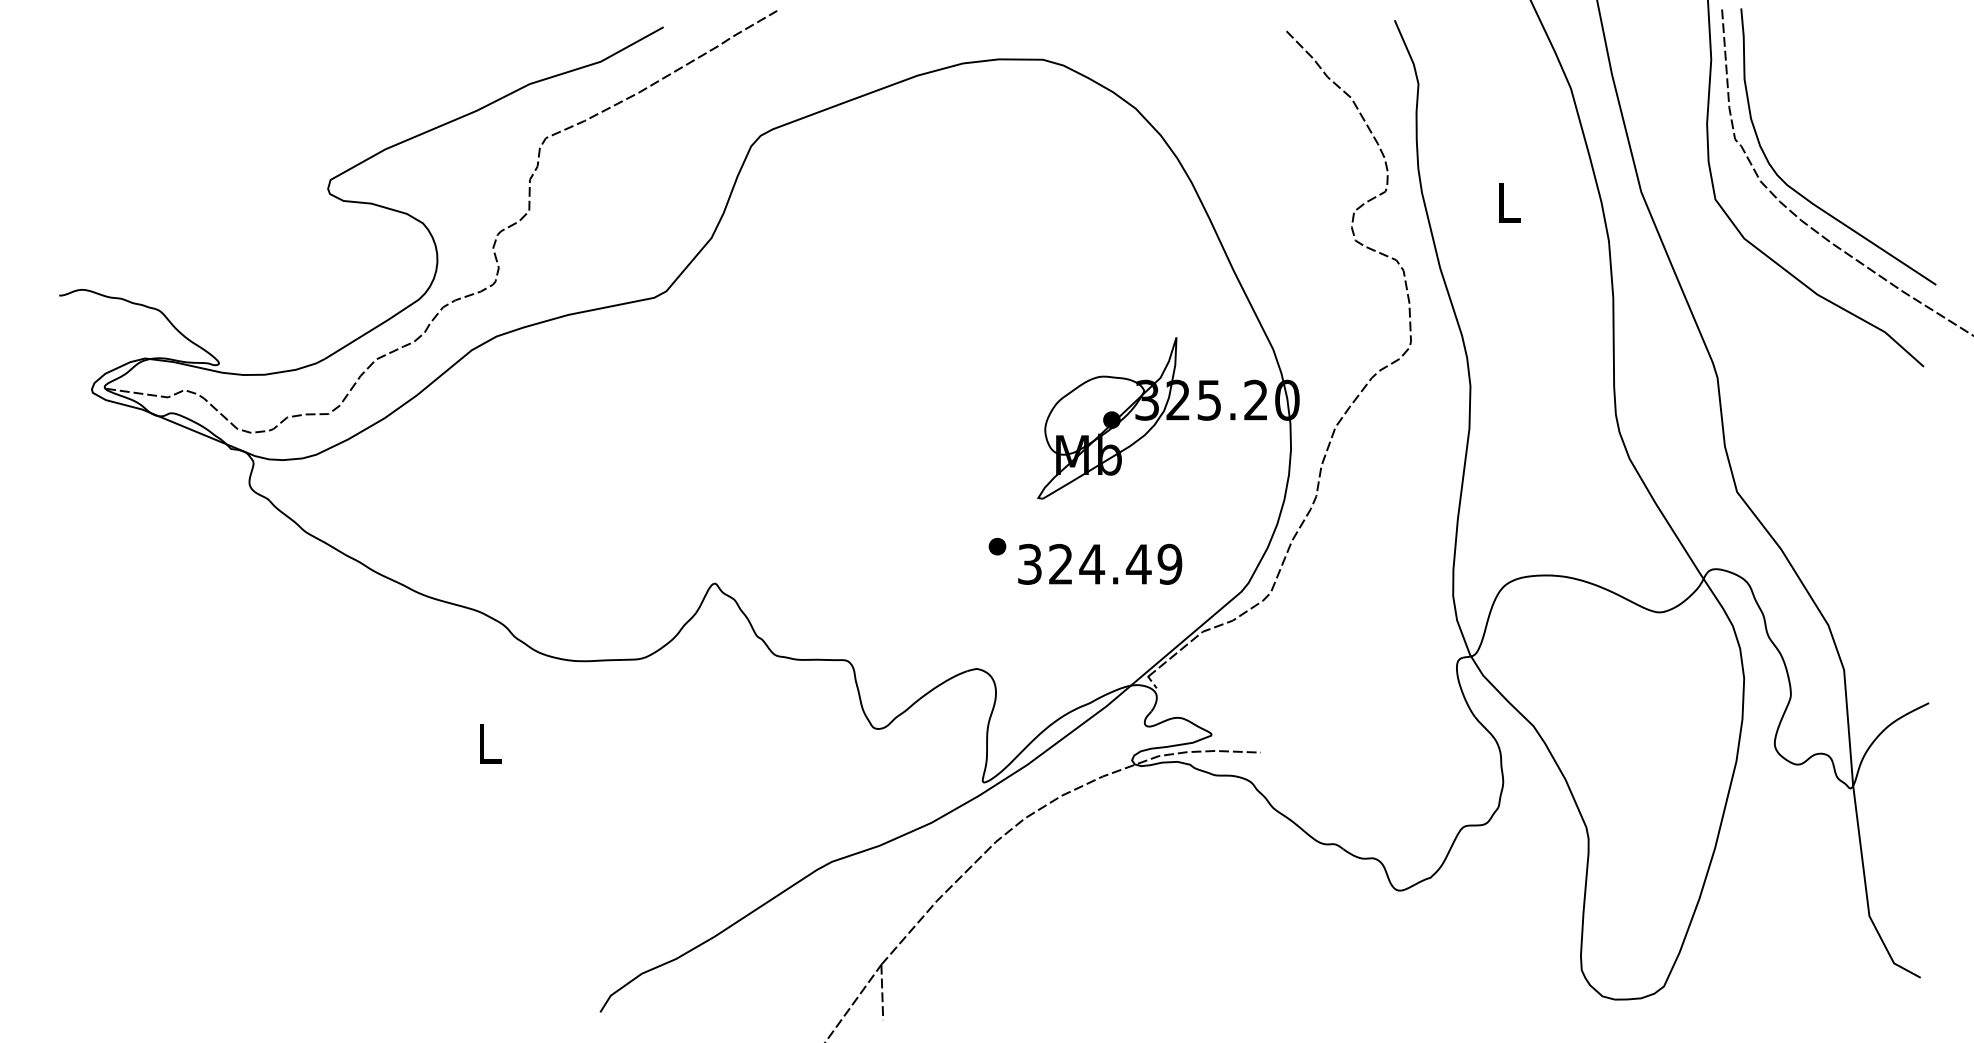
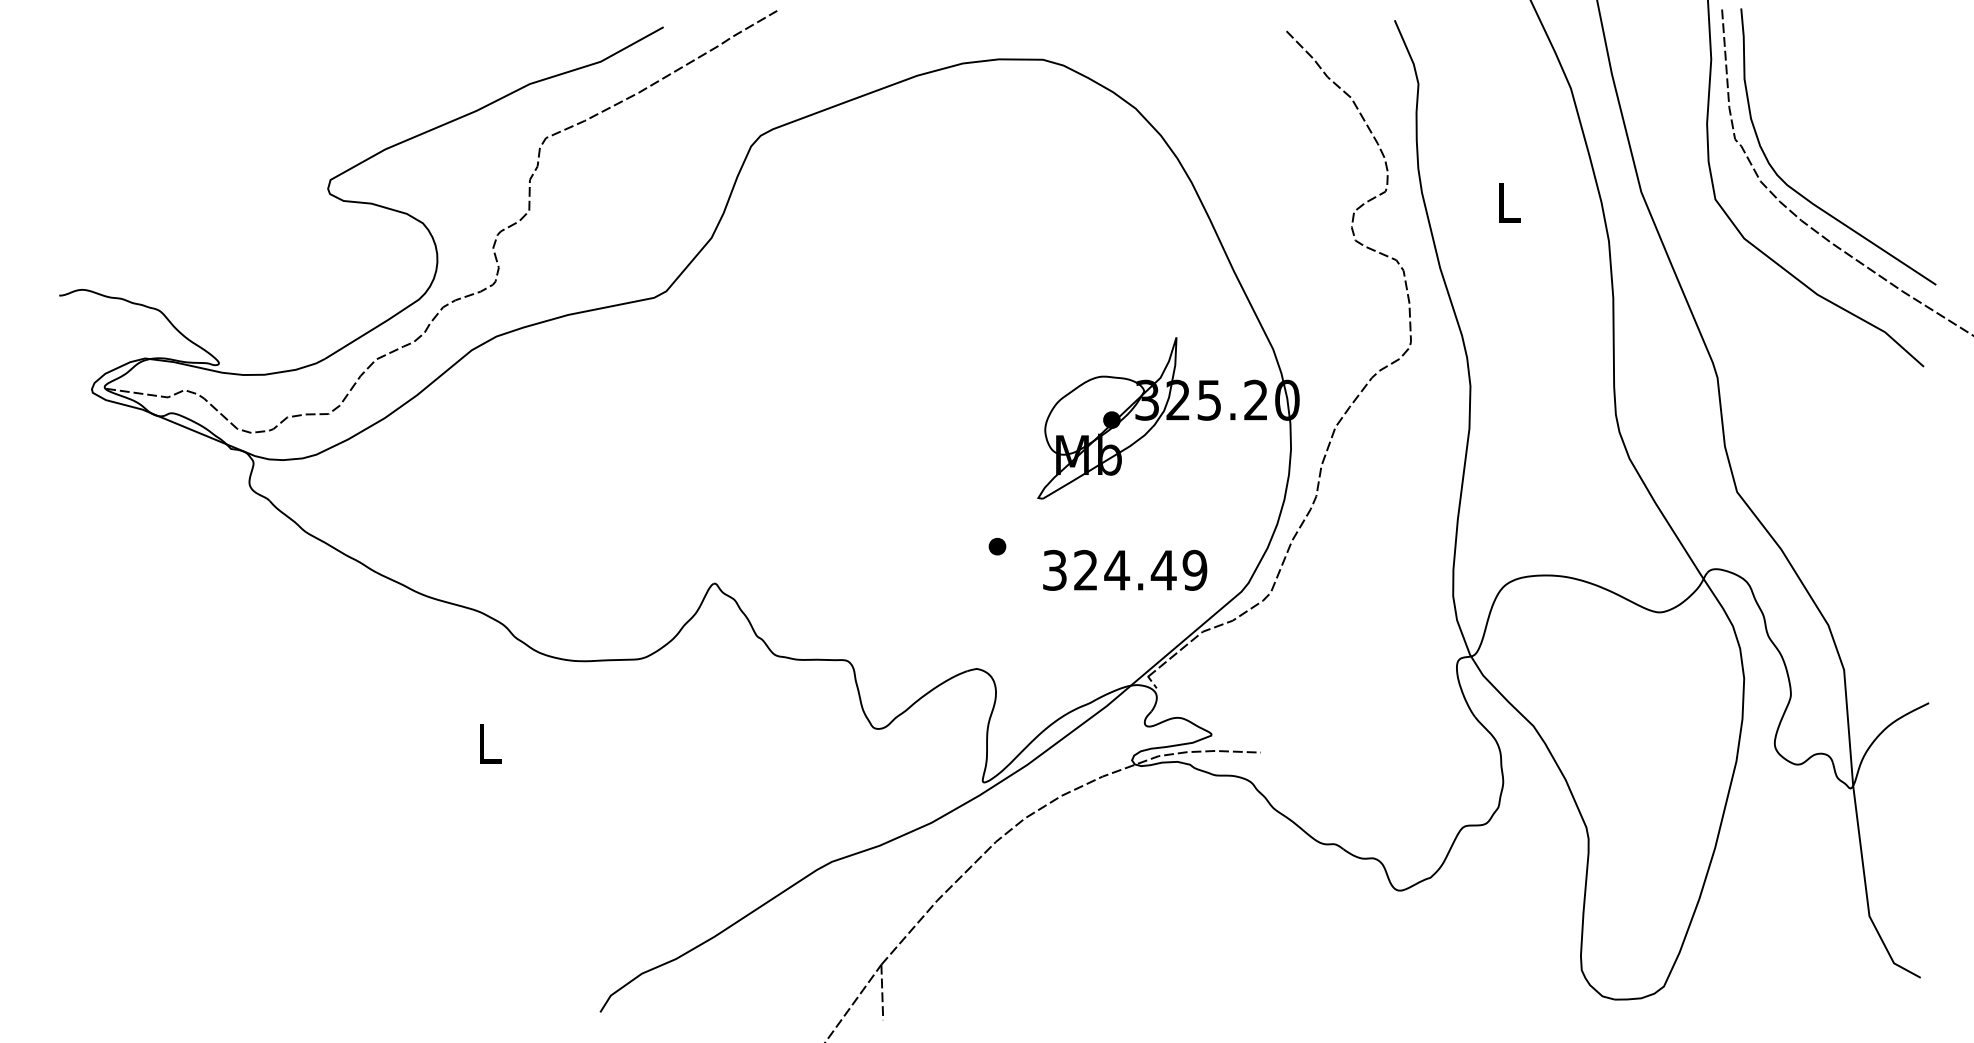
text position: (1100, 563) -> (1125, 569) (1125, 569)
